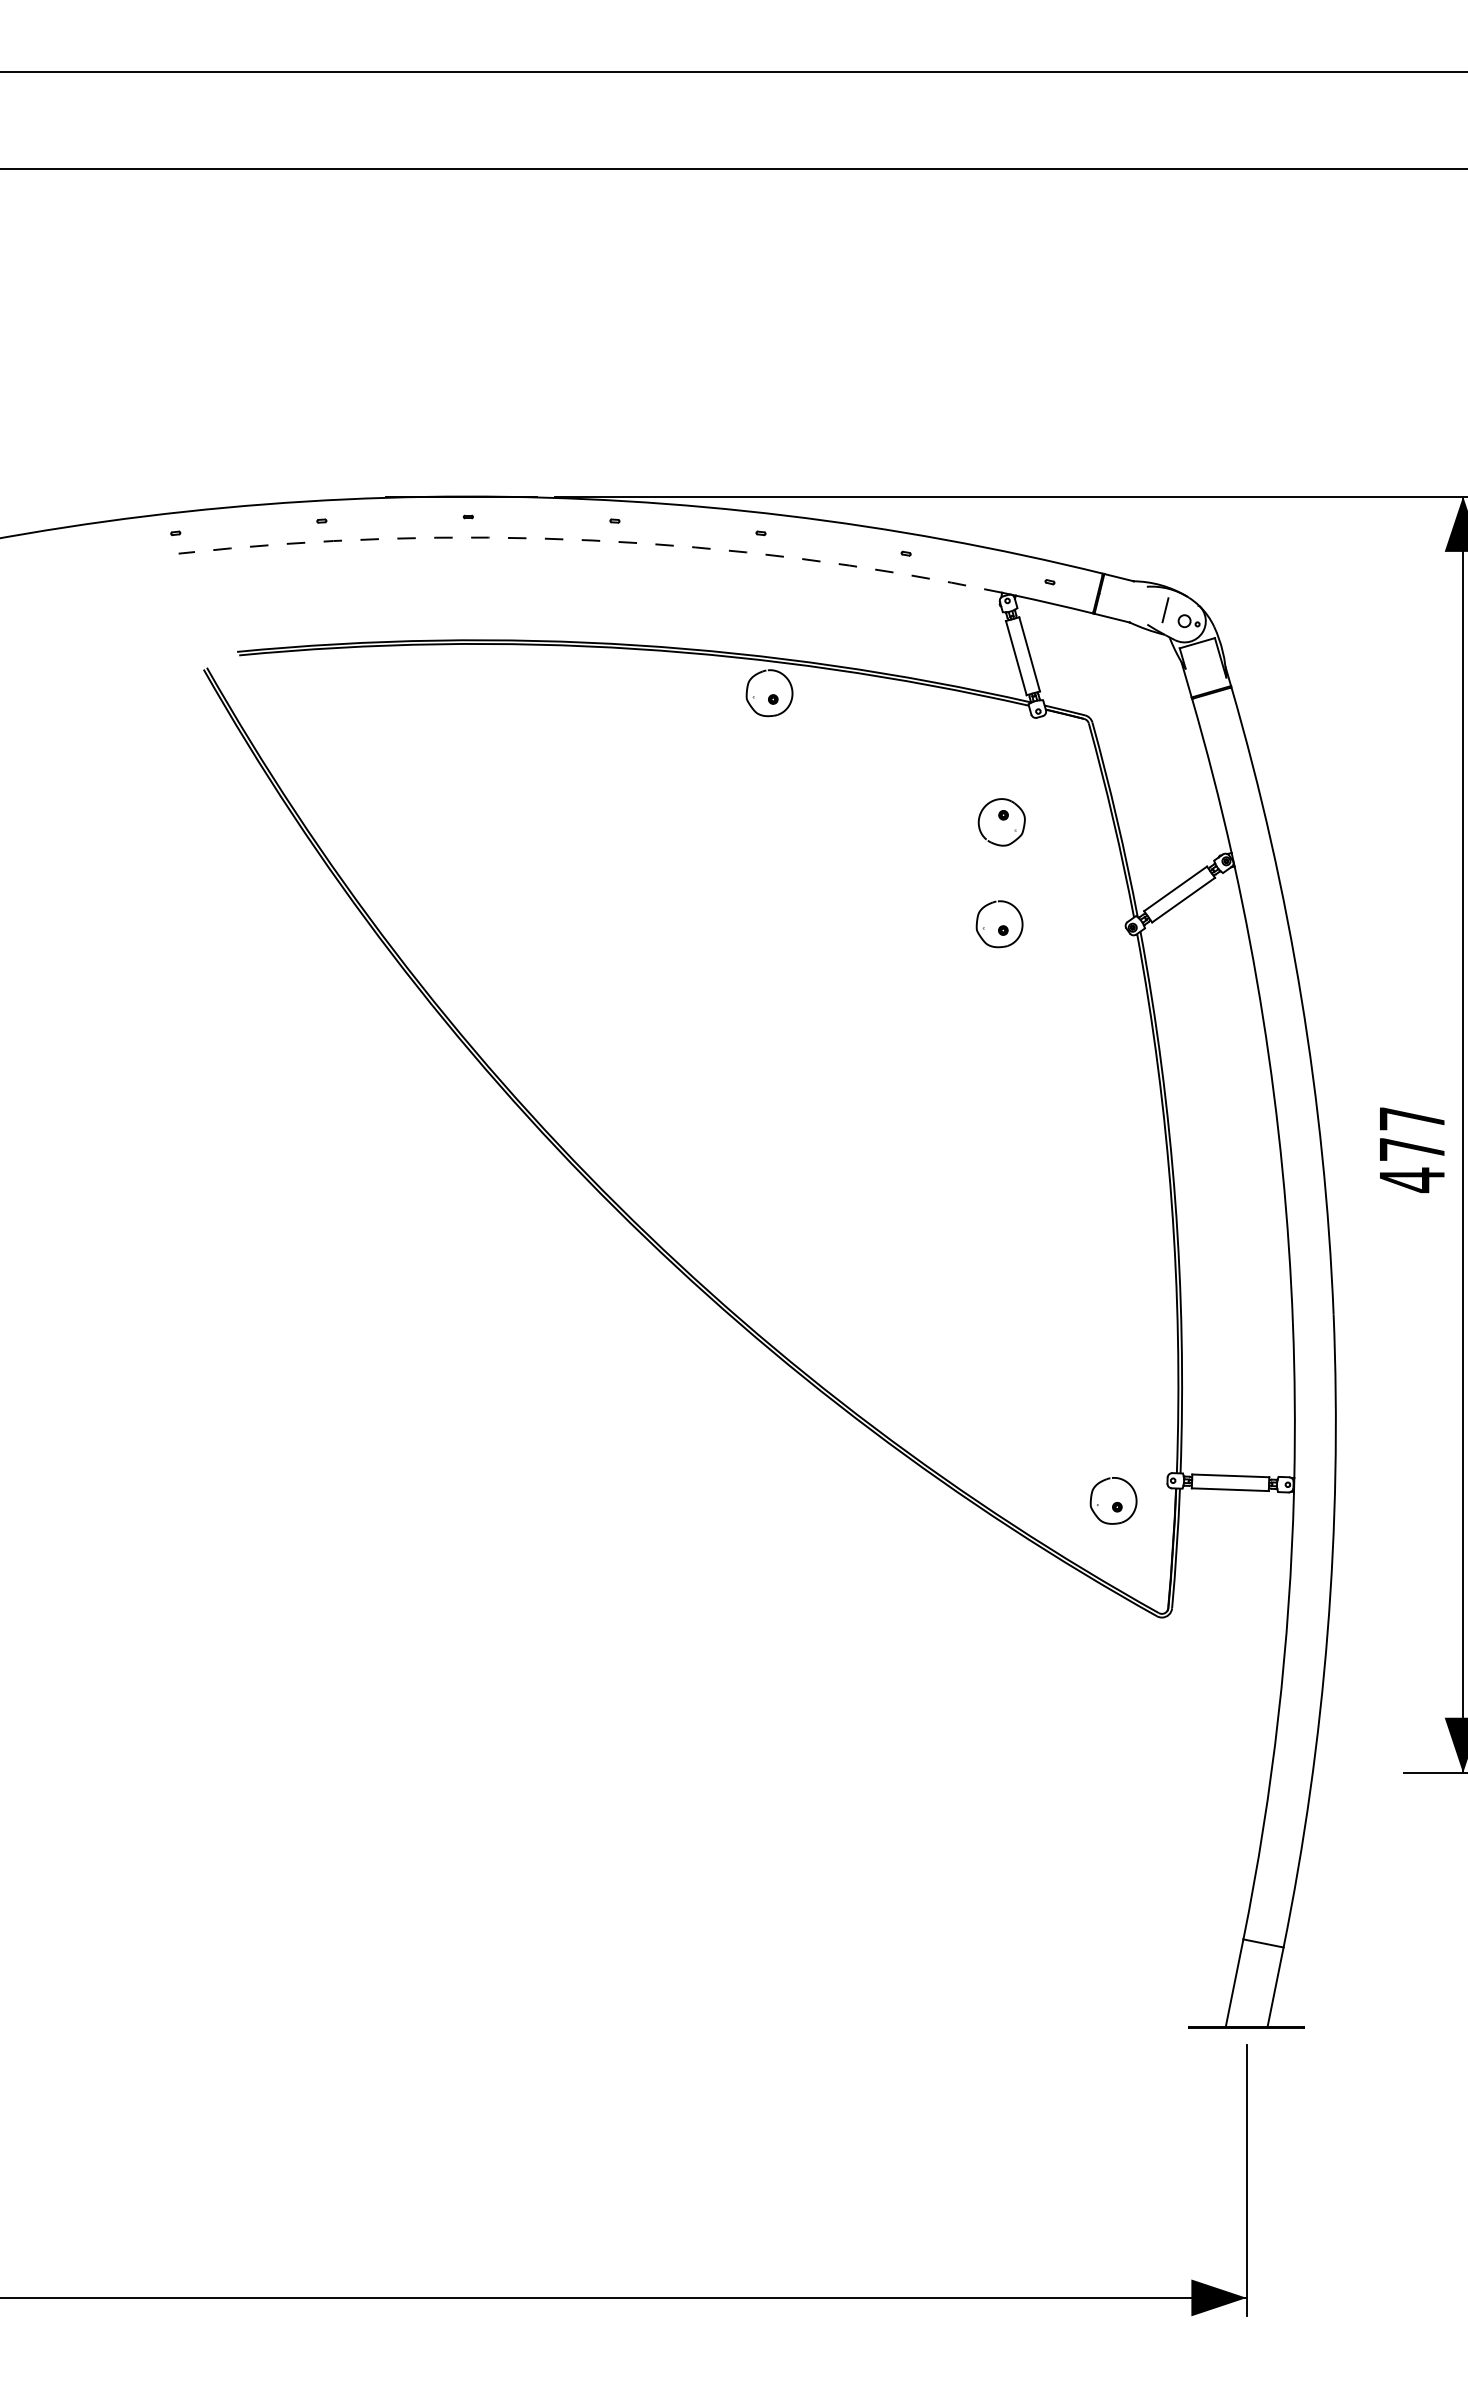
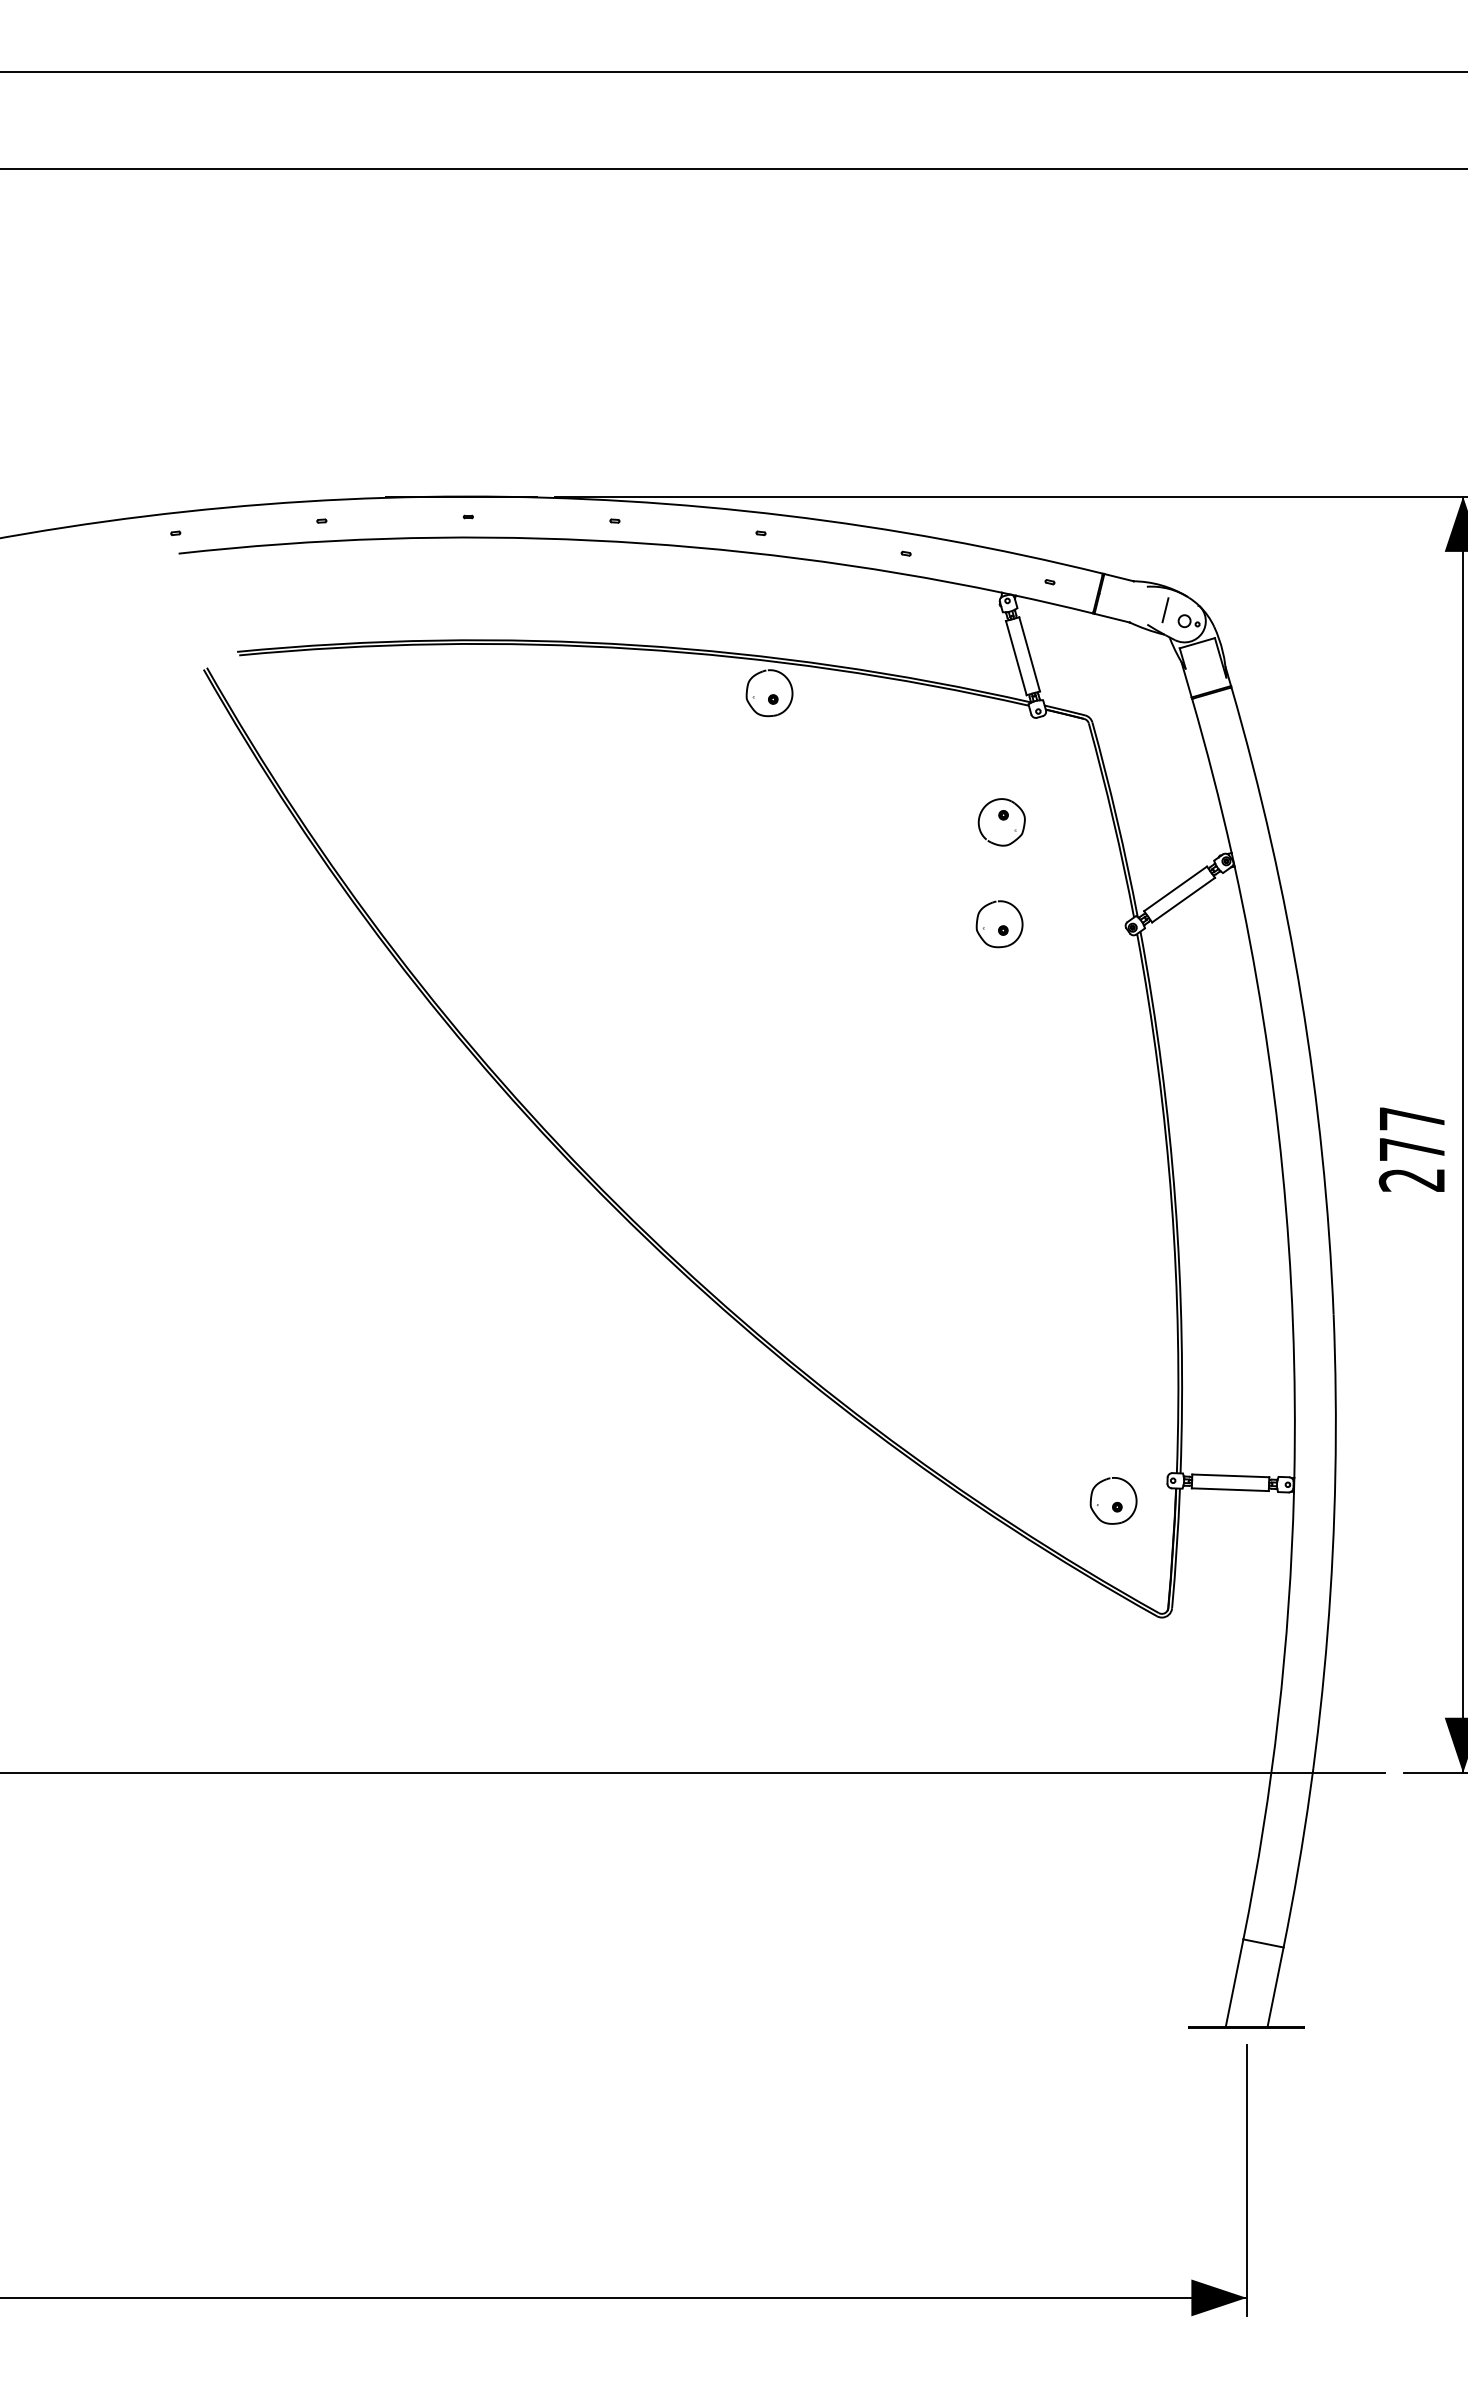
arc: dashed -> solid (592, 540)
text: 477 -> 277 (1411, 1180)
line: none -> present (693, 1773)
